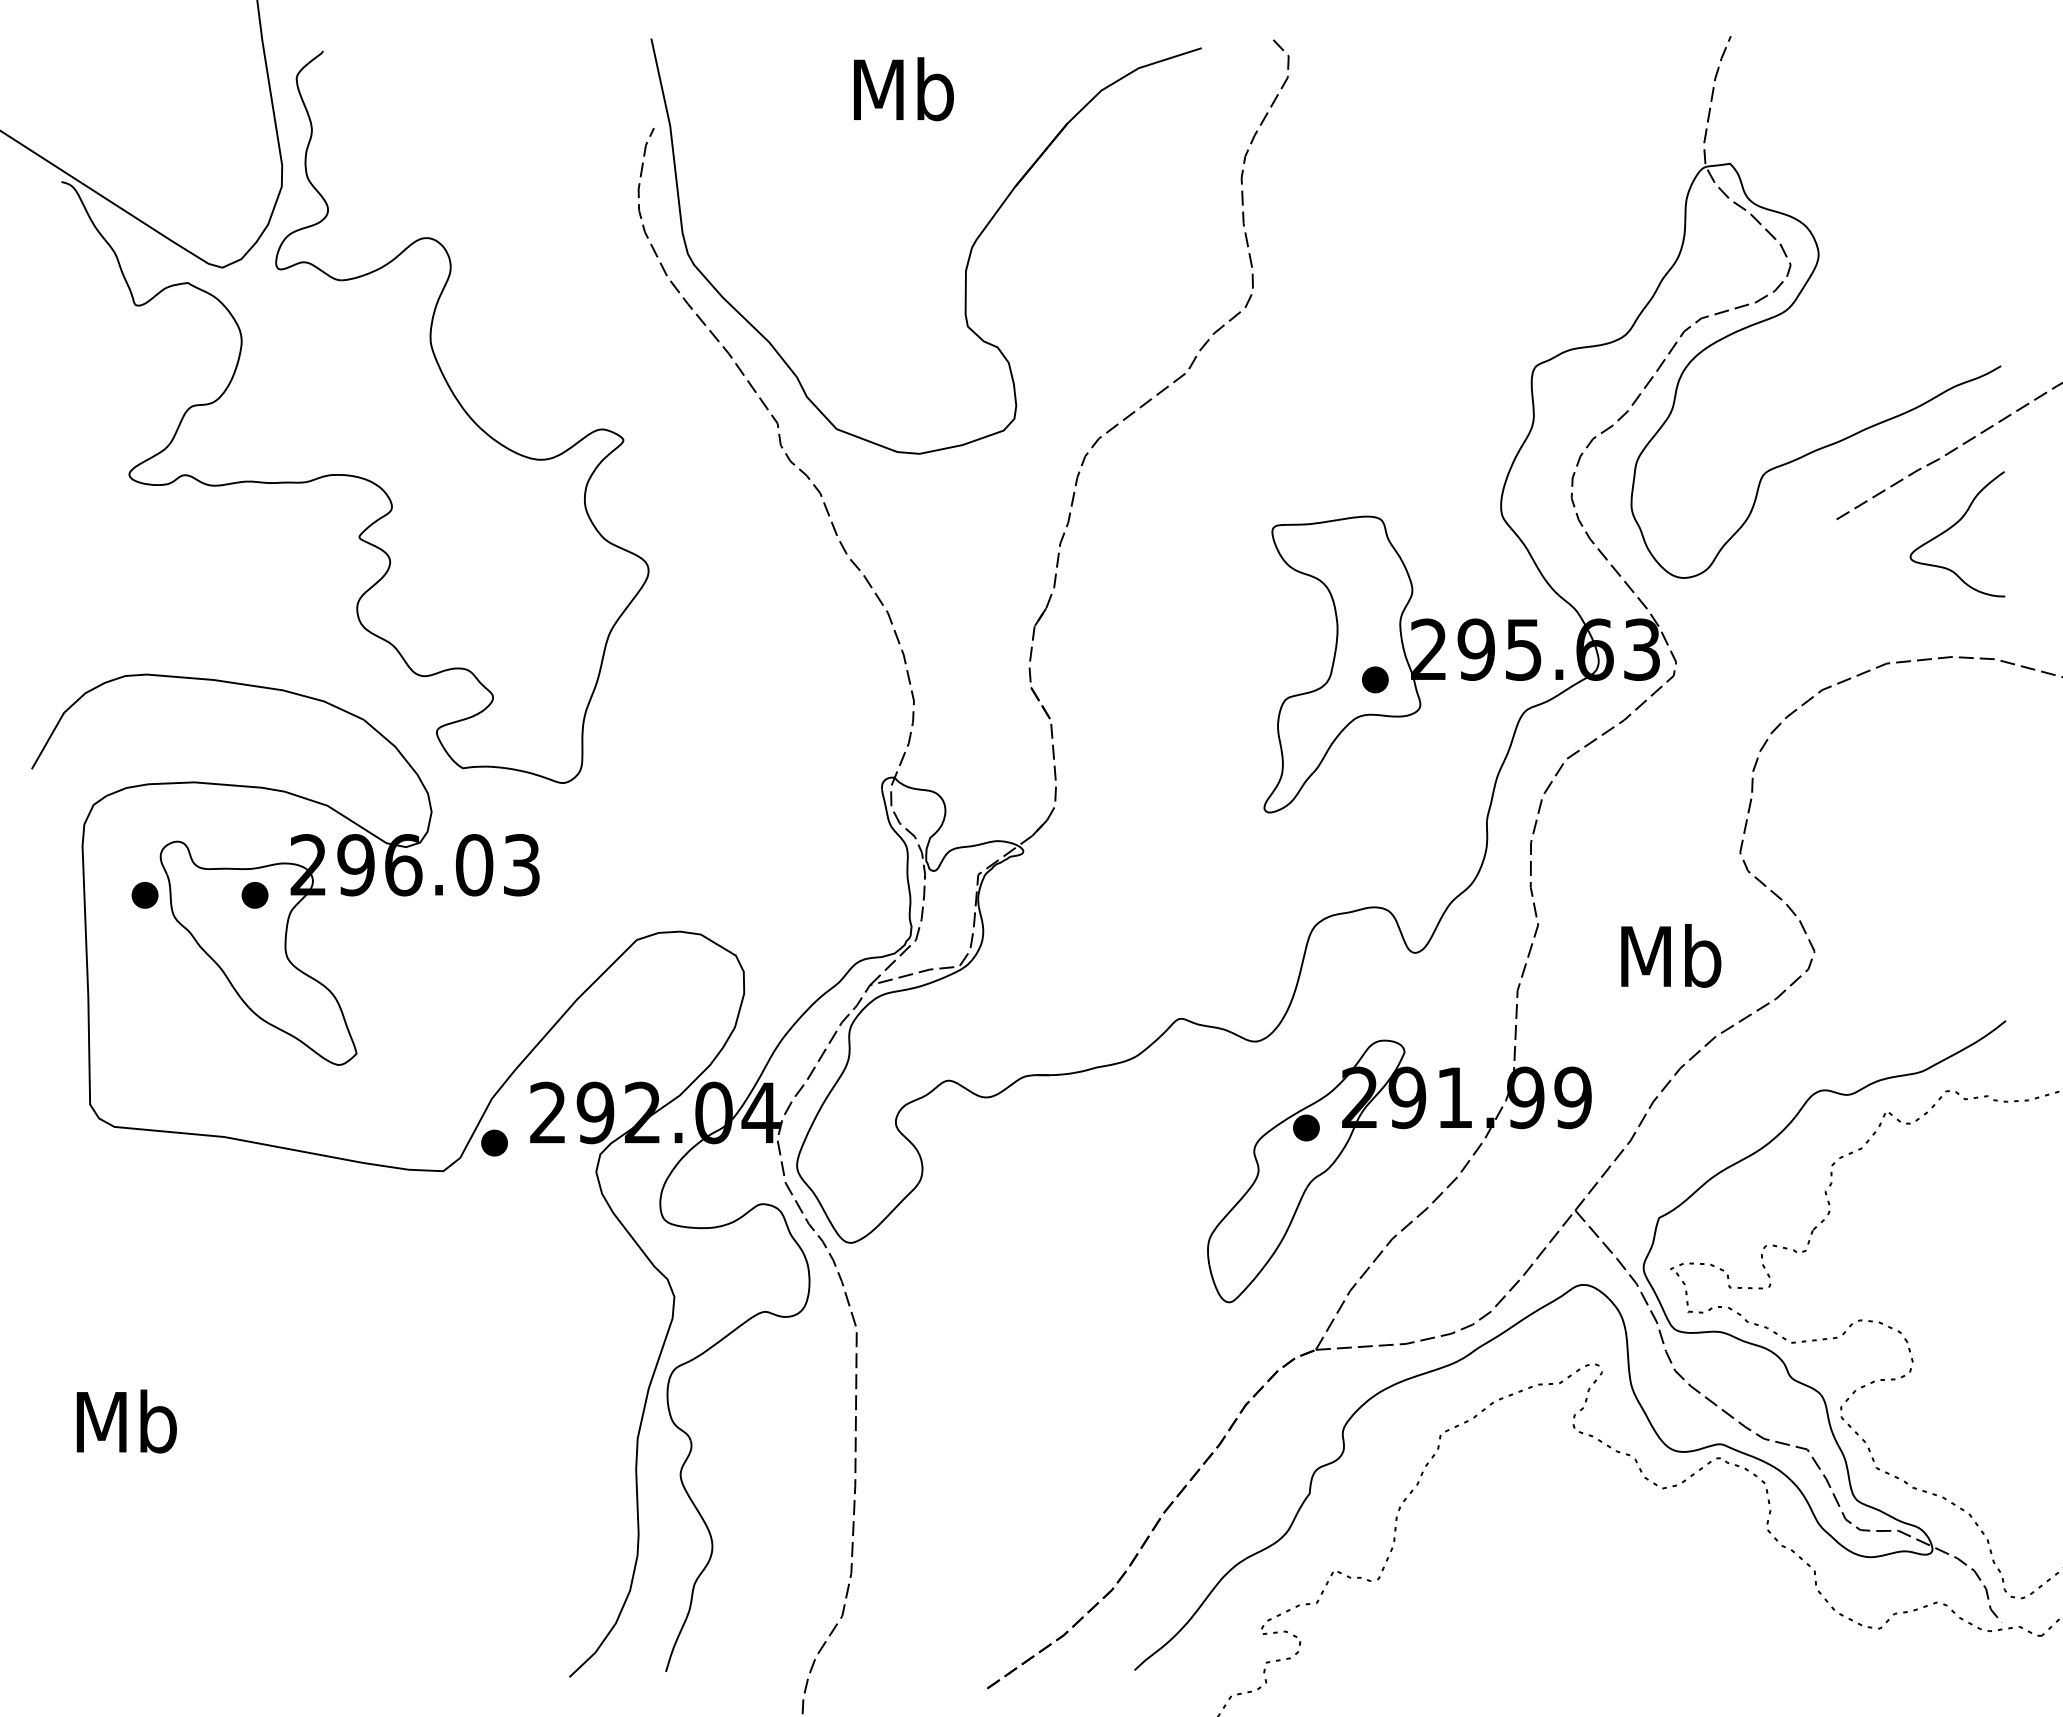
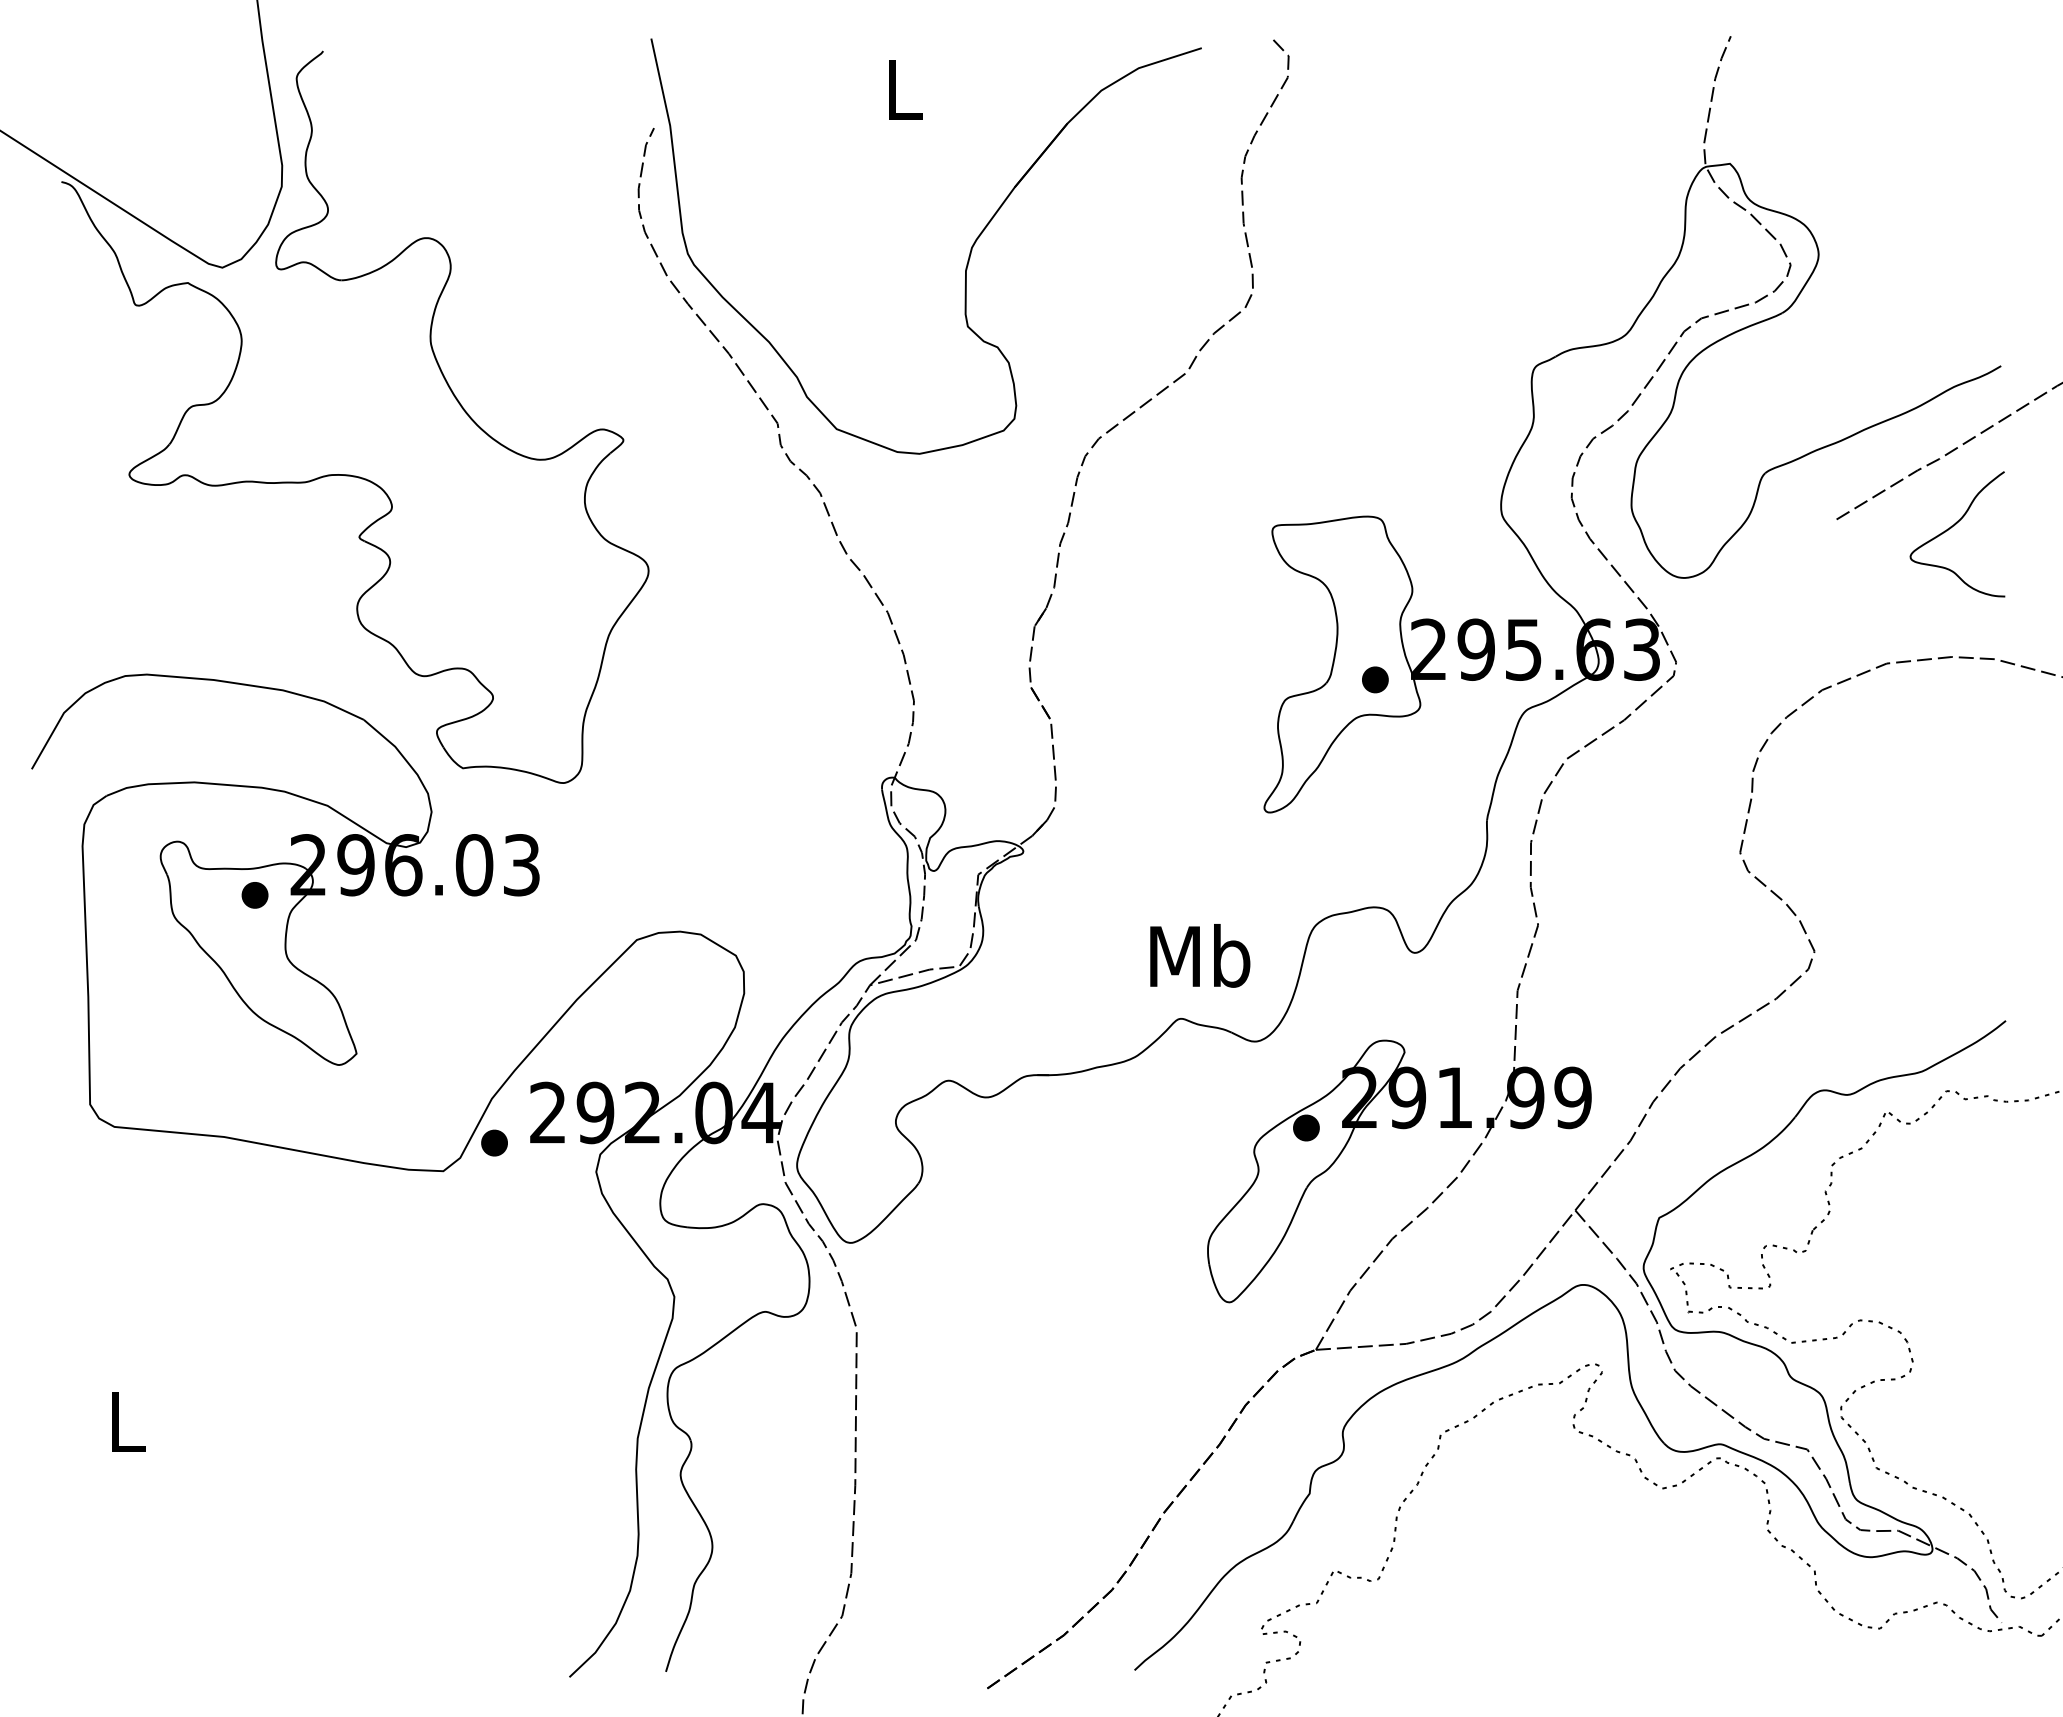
text: Mb -> L (903, 89)
part: present -> none (144, 895)
text position: (1671, 955) -> (1200, 955) (1200, 955)
text: Mb -> L (126, 1421)
